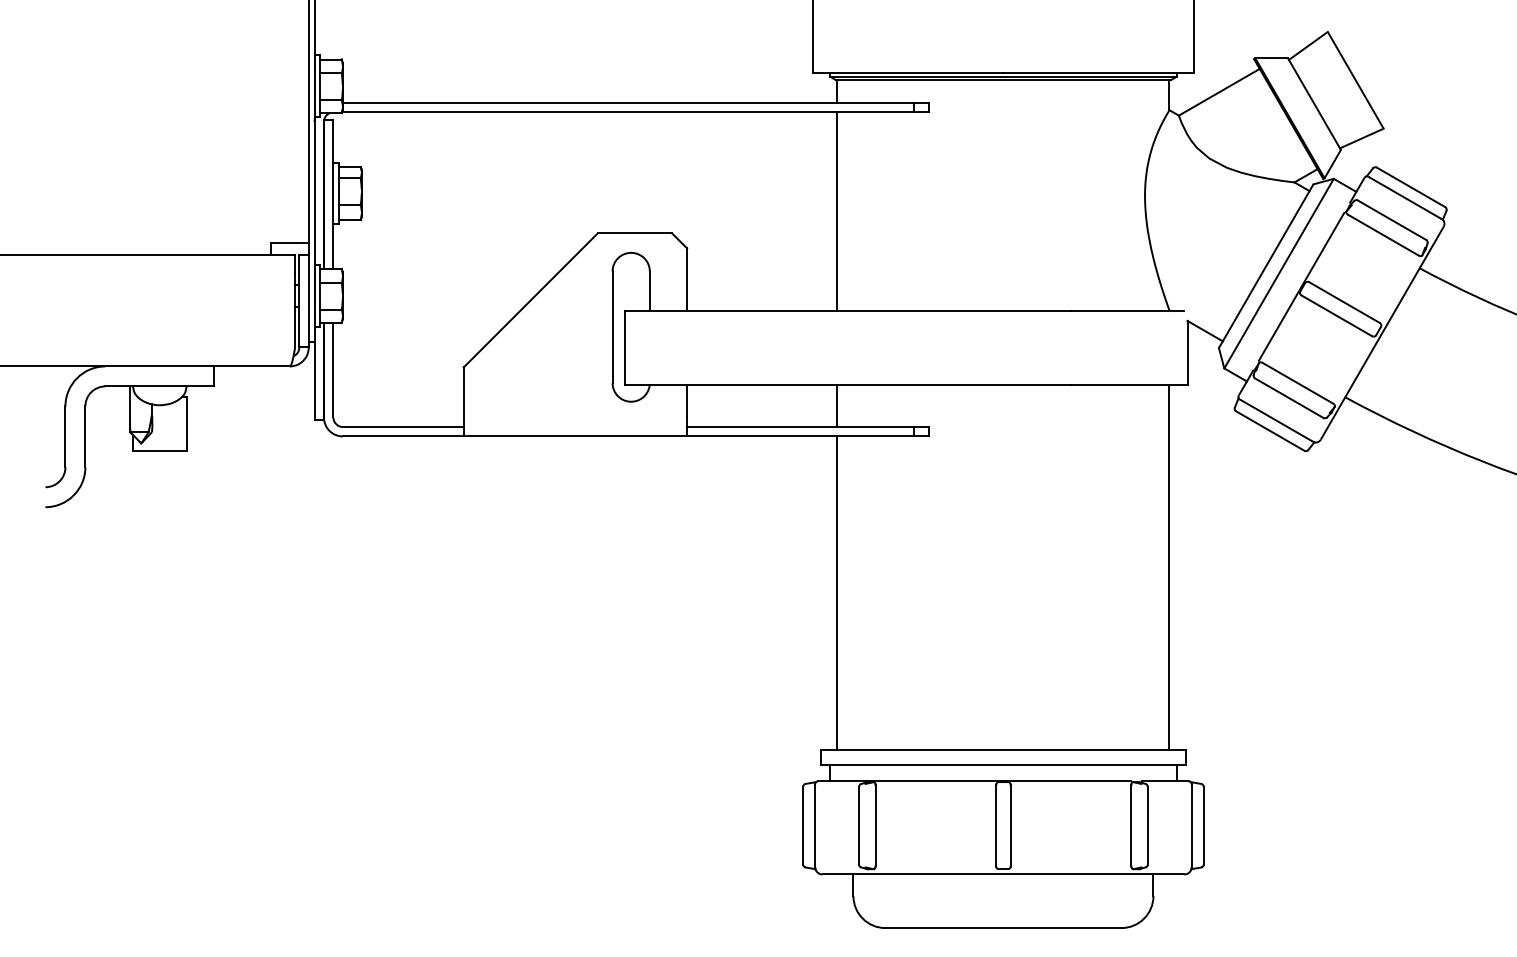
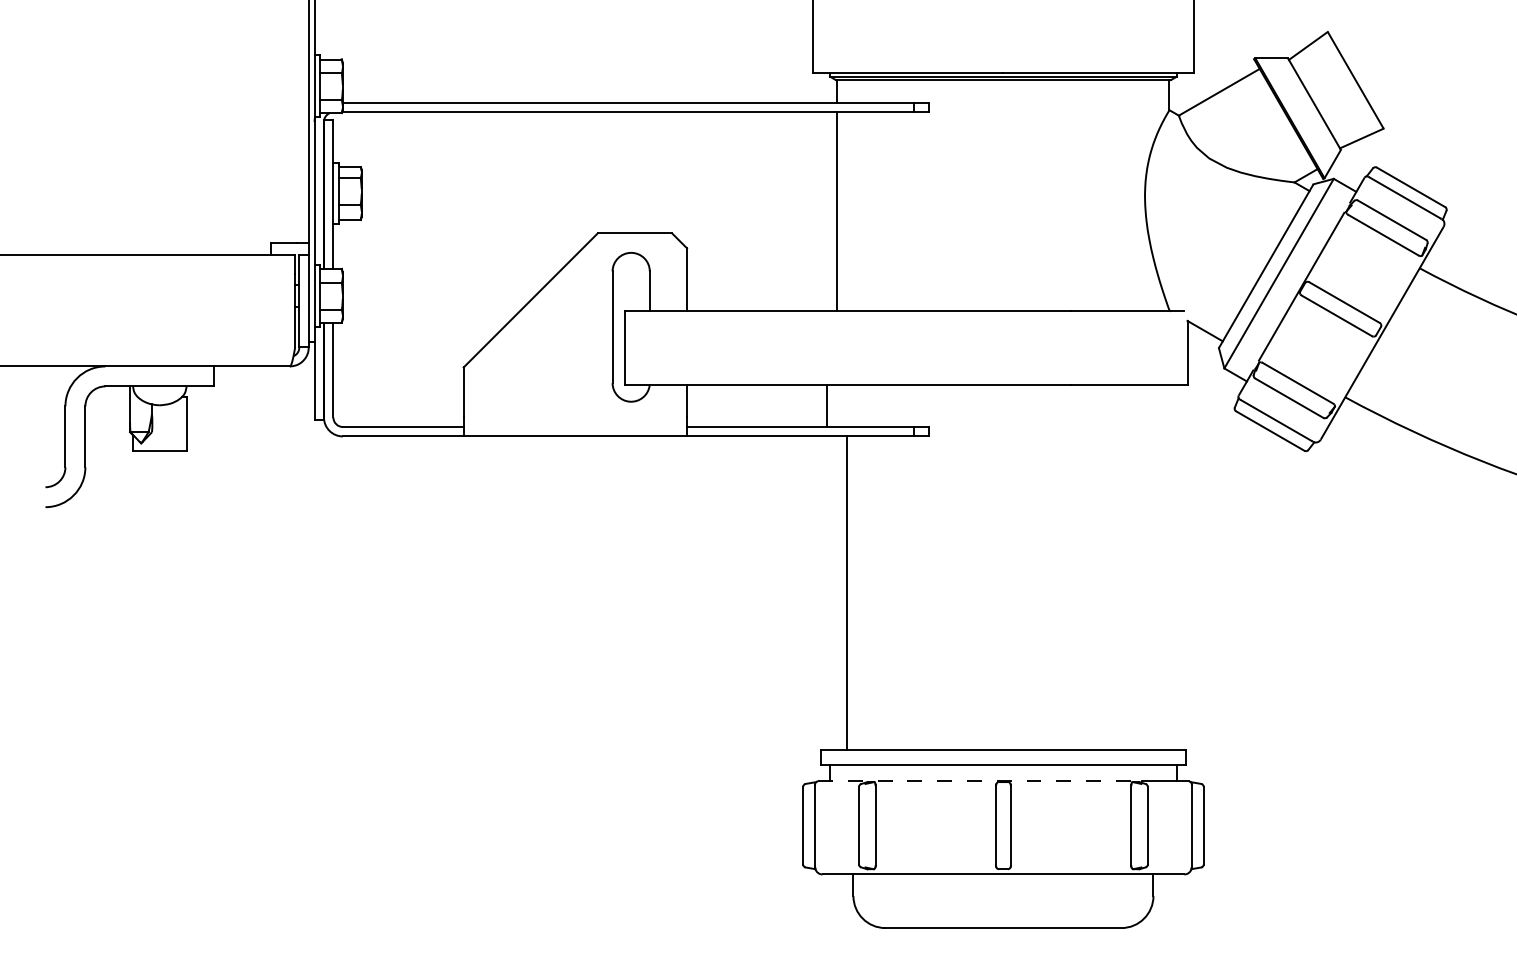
line position: (837, 406) -> (827, 406) (827, 406)
line: present -> none (1169, 567)
line position: (837, 593) -> (847, 593) (847, 593)
line: solid -> dashed (974, 781)
